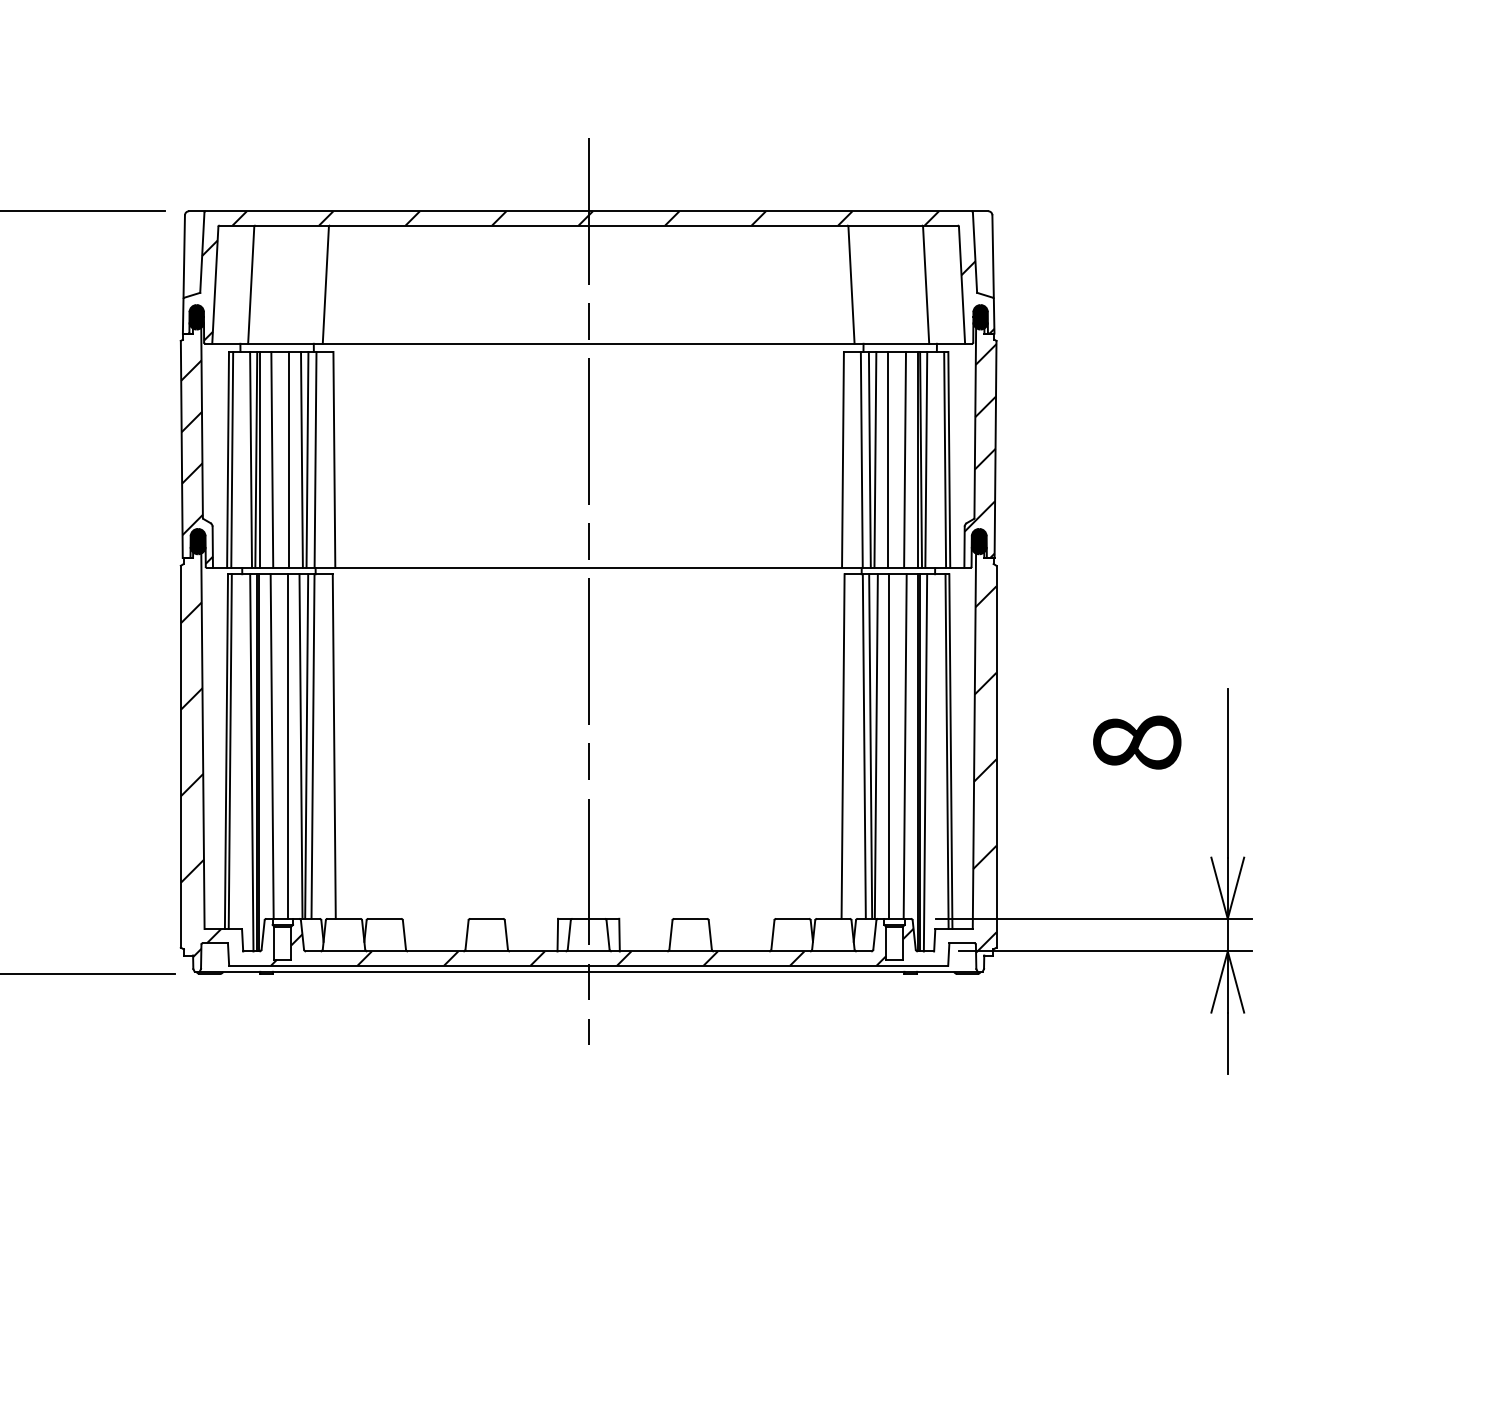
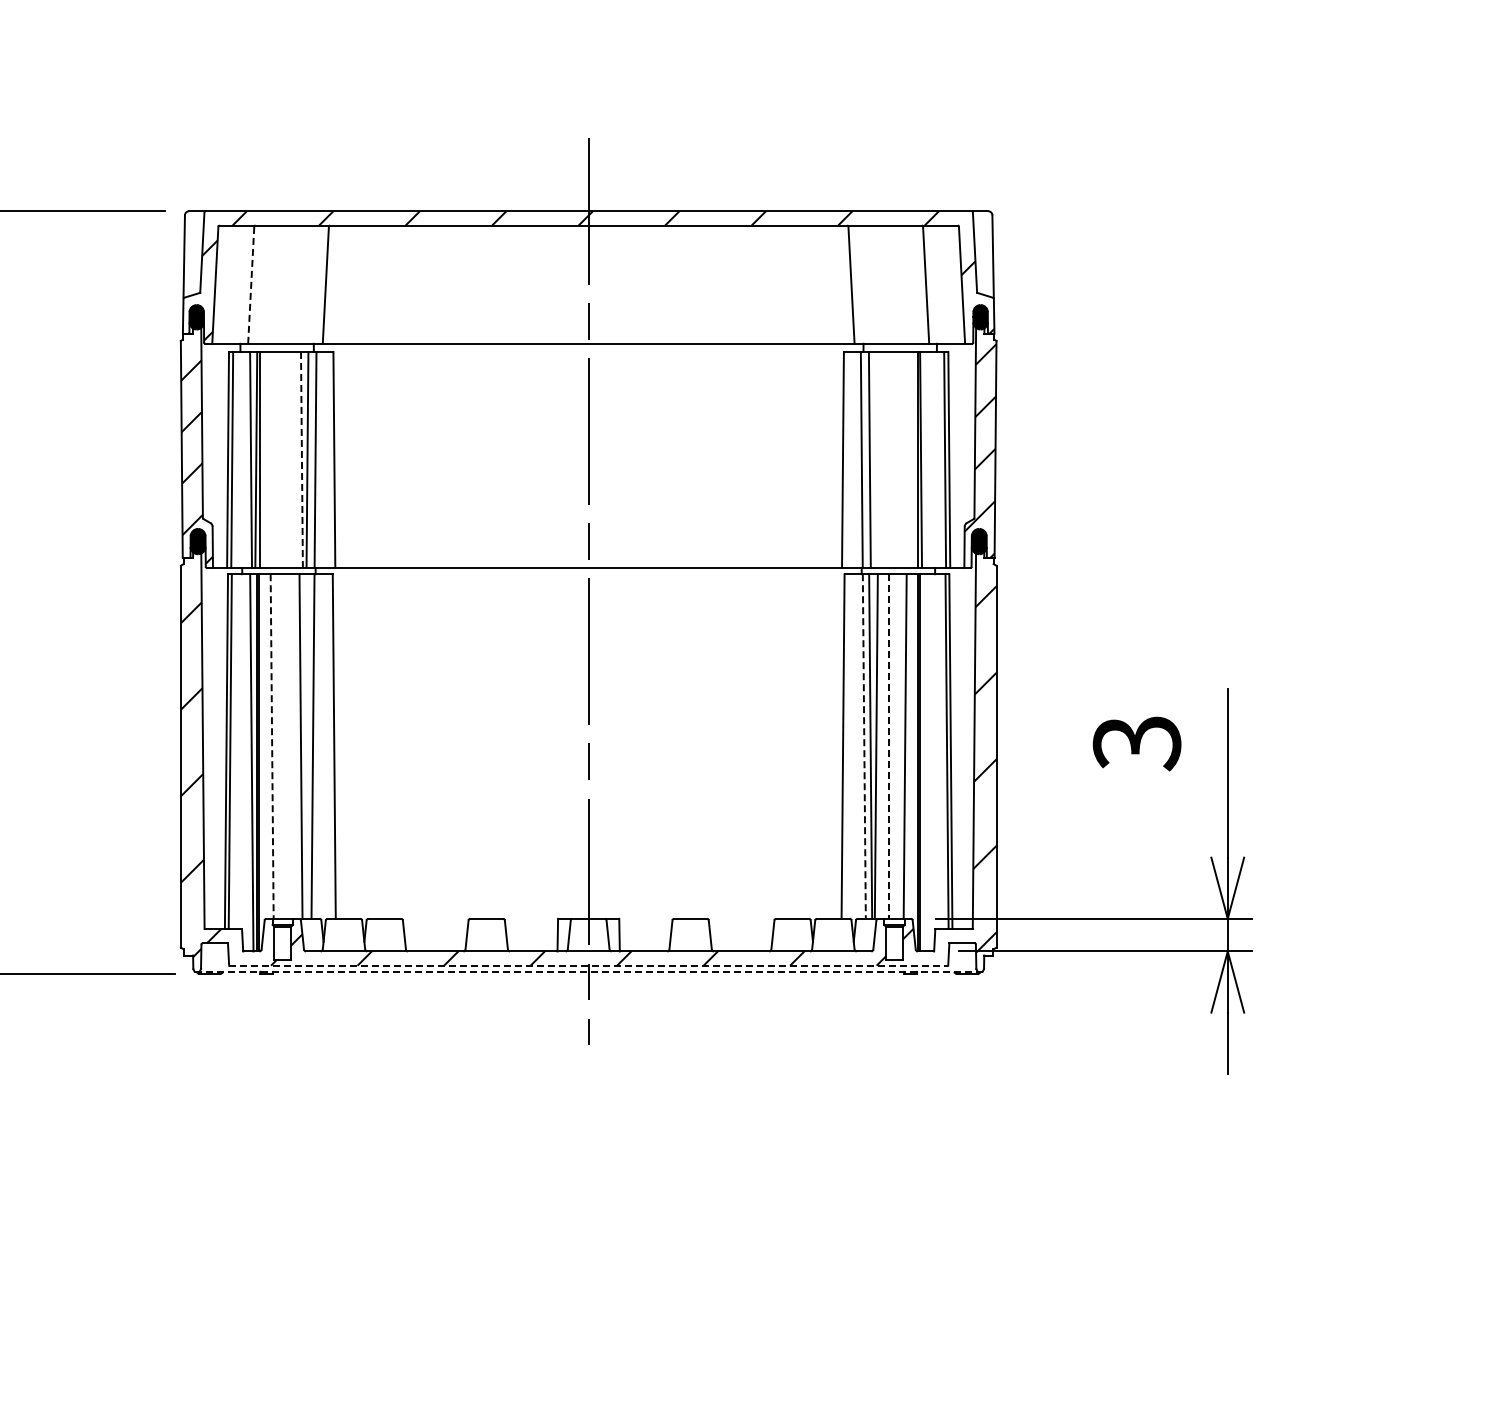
line: solid -> dashed (251, 285)
line: present -> none (272, 459)
line: present -> none (289, 459)
line: solid -> dashed (301, 459)
line: present -> none (875, 459)
line: present -> none (887, 459)
line: present -> none (905, 459)
line: present -> none (926, 459)
text: 8 -> 3 (1136, 743)
line: present -> none (287, 746)
line: present -> none (306, 746)
line: solid -> dashed (272, 747)
line: solid -> dashed (864, 747)
line: solid -> dashed (889, 747)
line: present -> none (925, 762)
line: solid -> dashed (588, 965)
line: solid -> dashed (588, 971)
